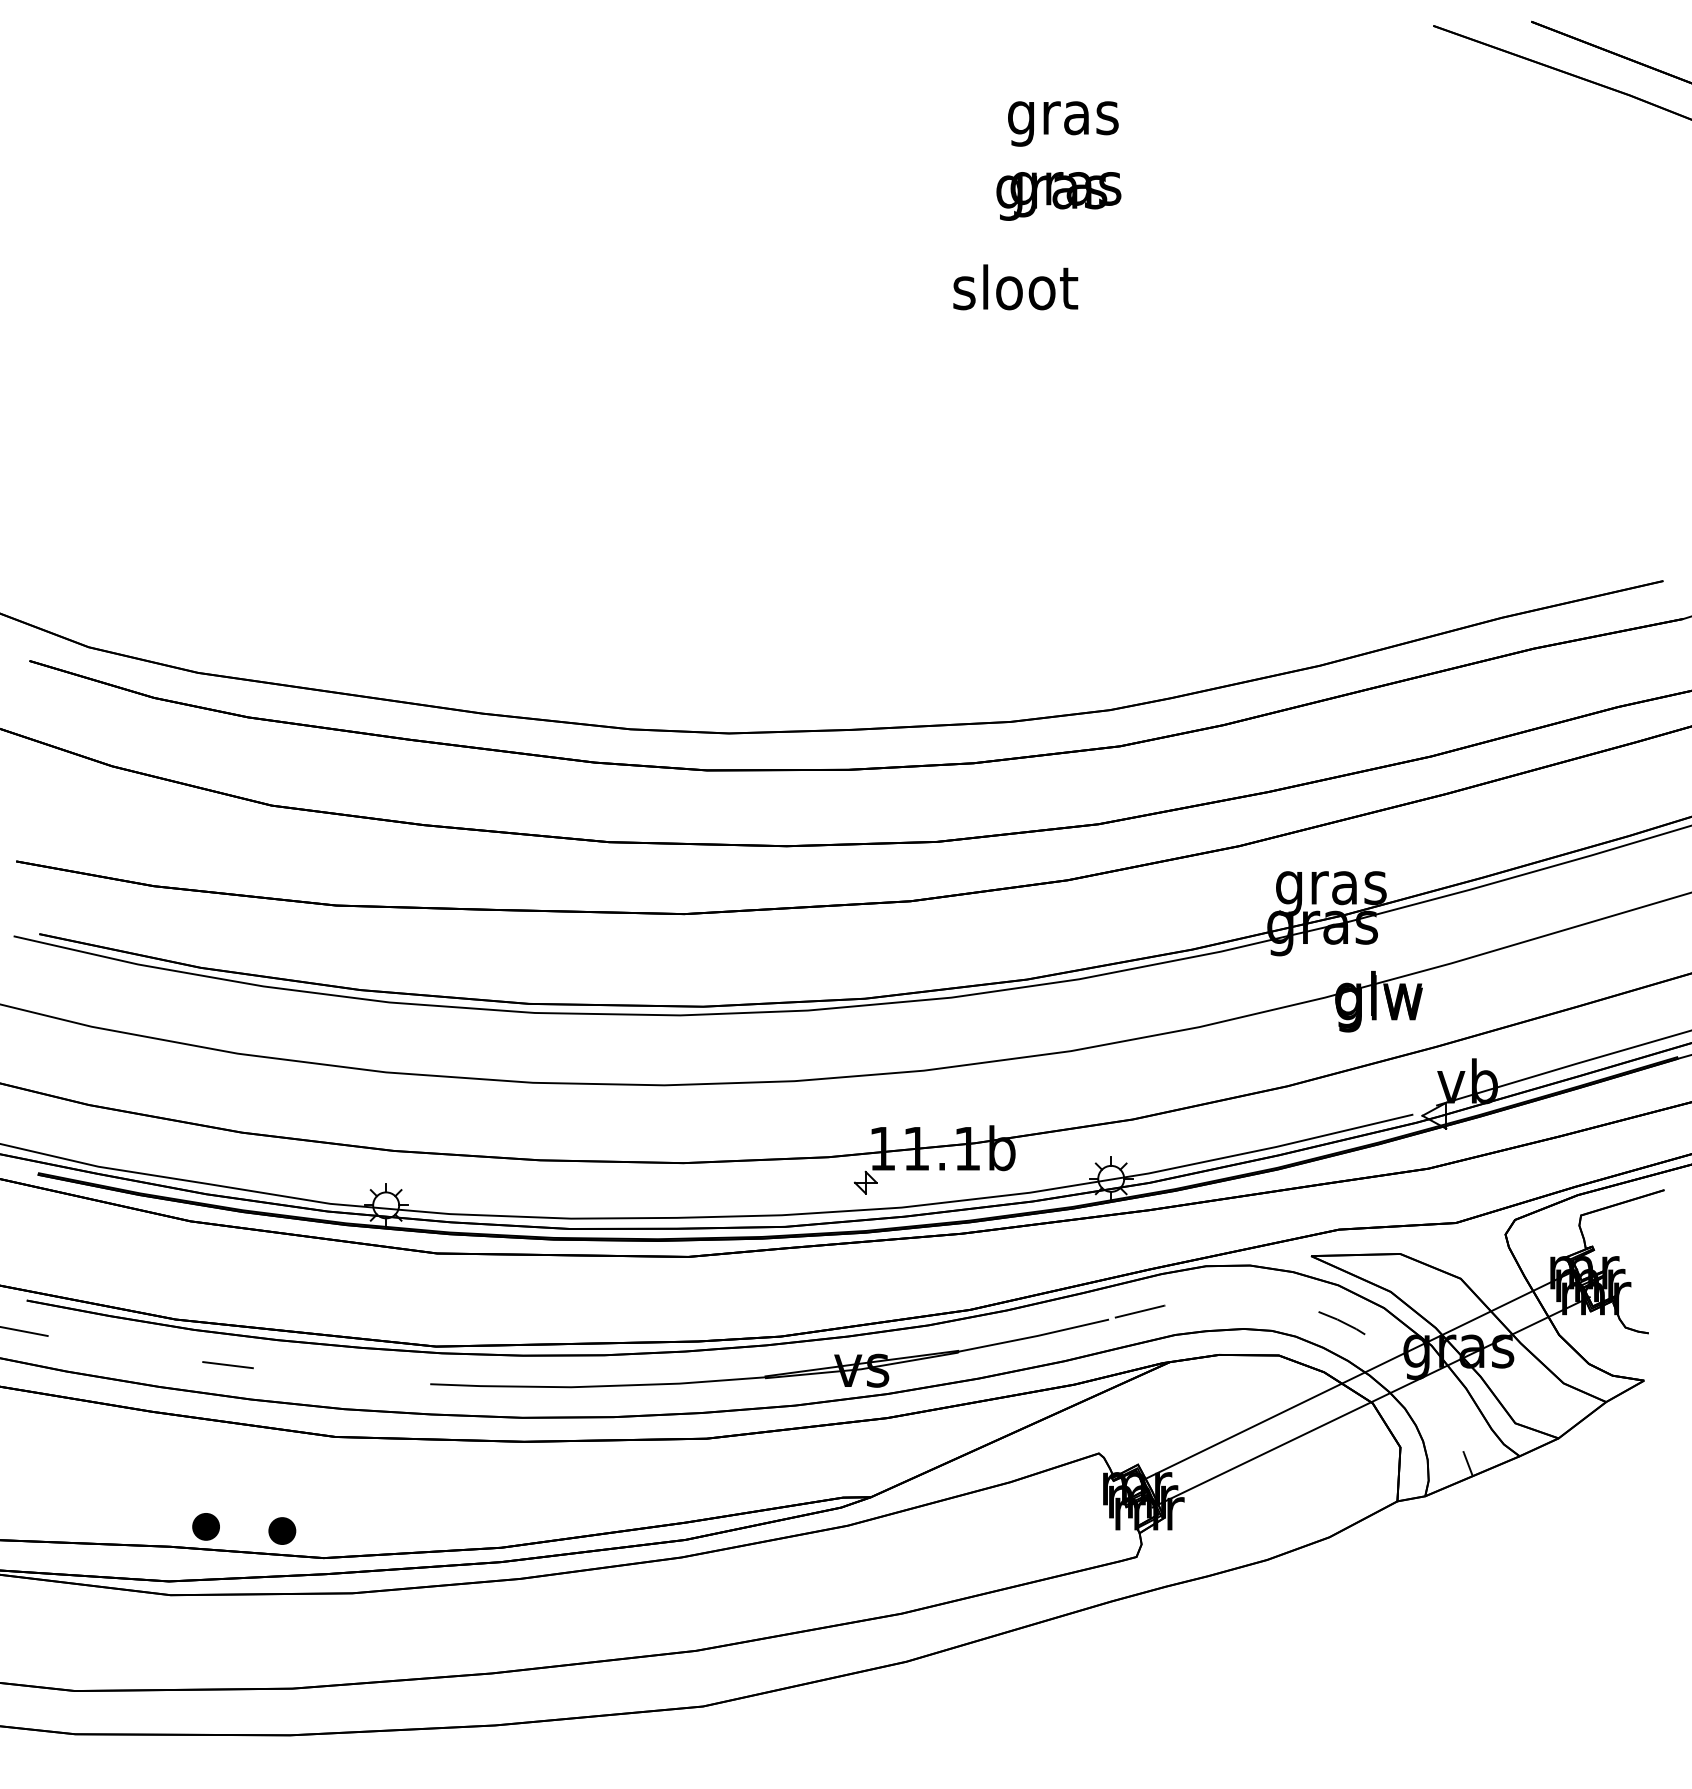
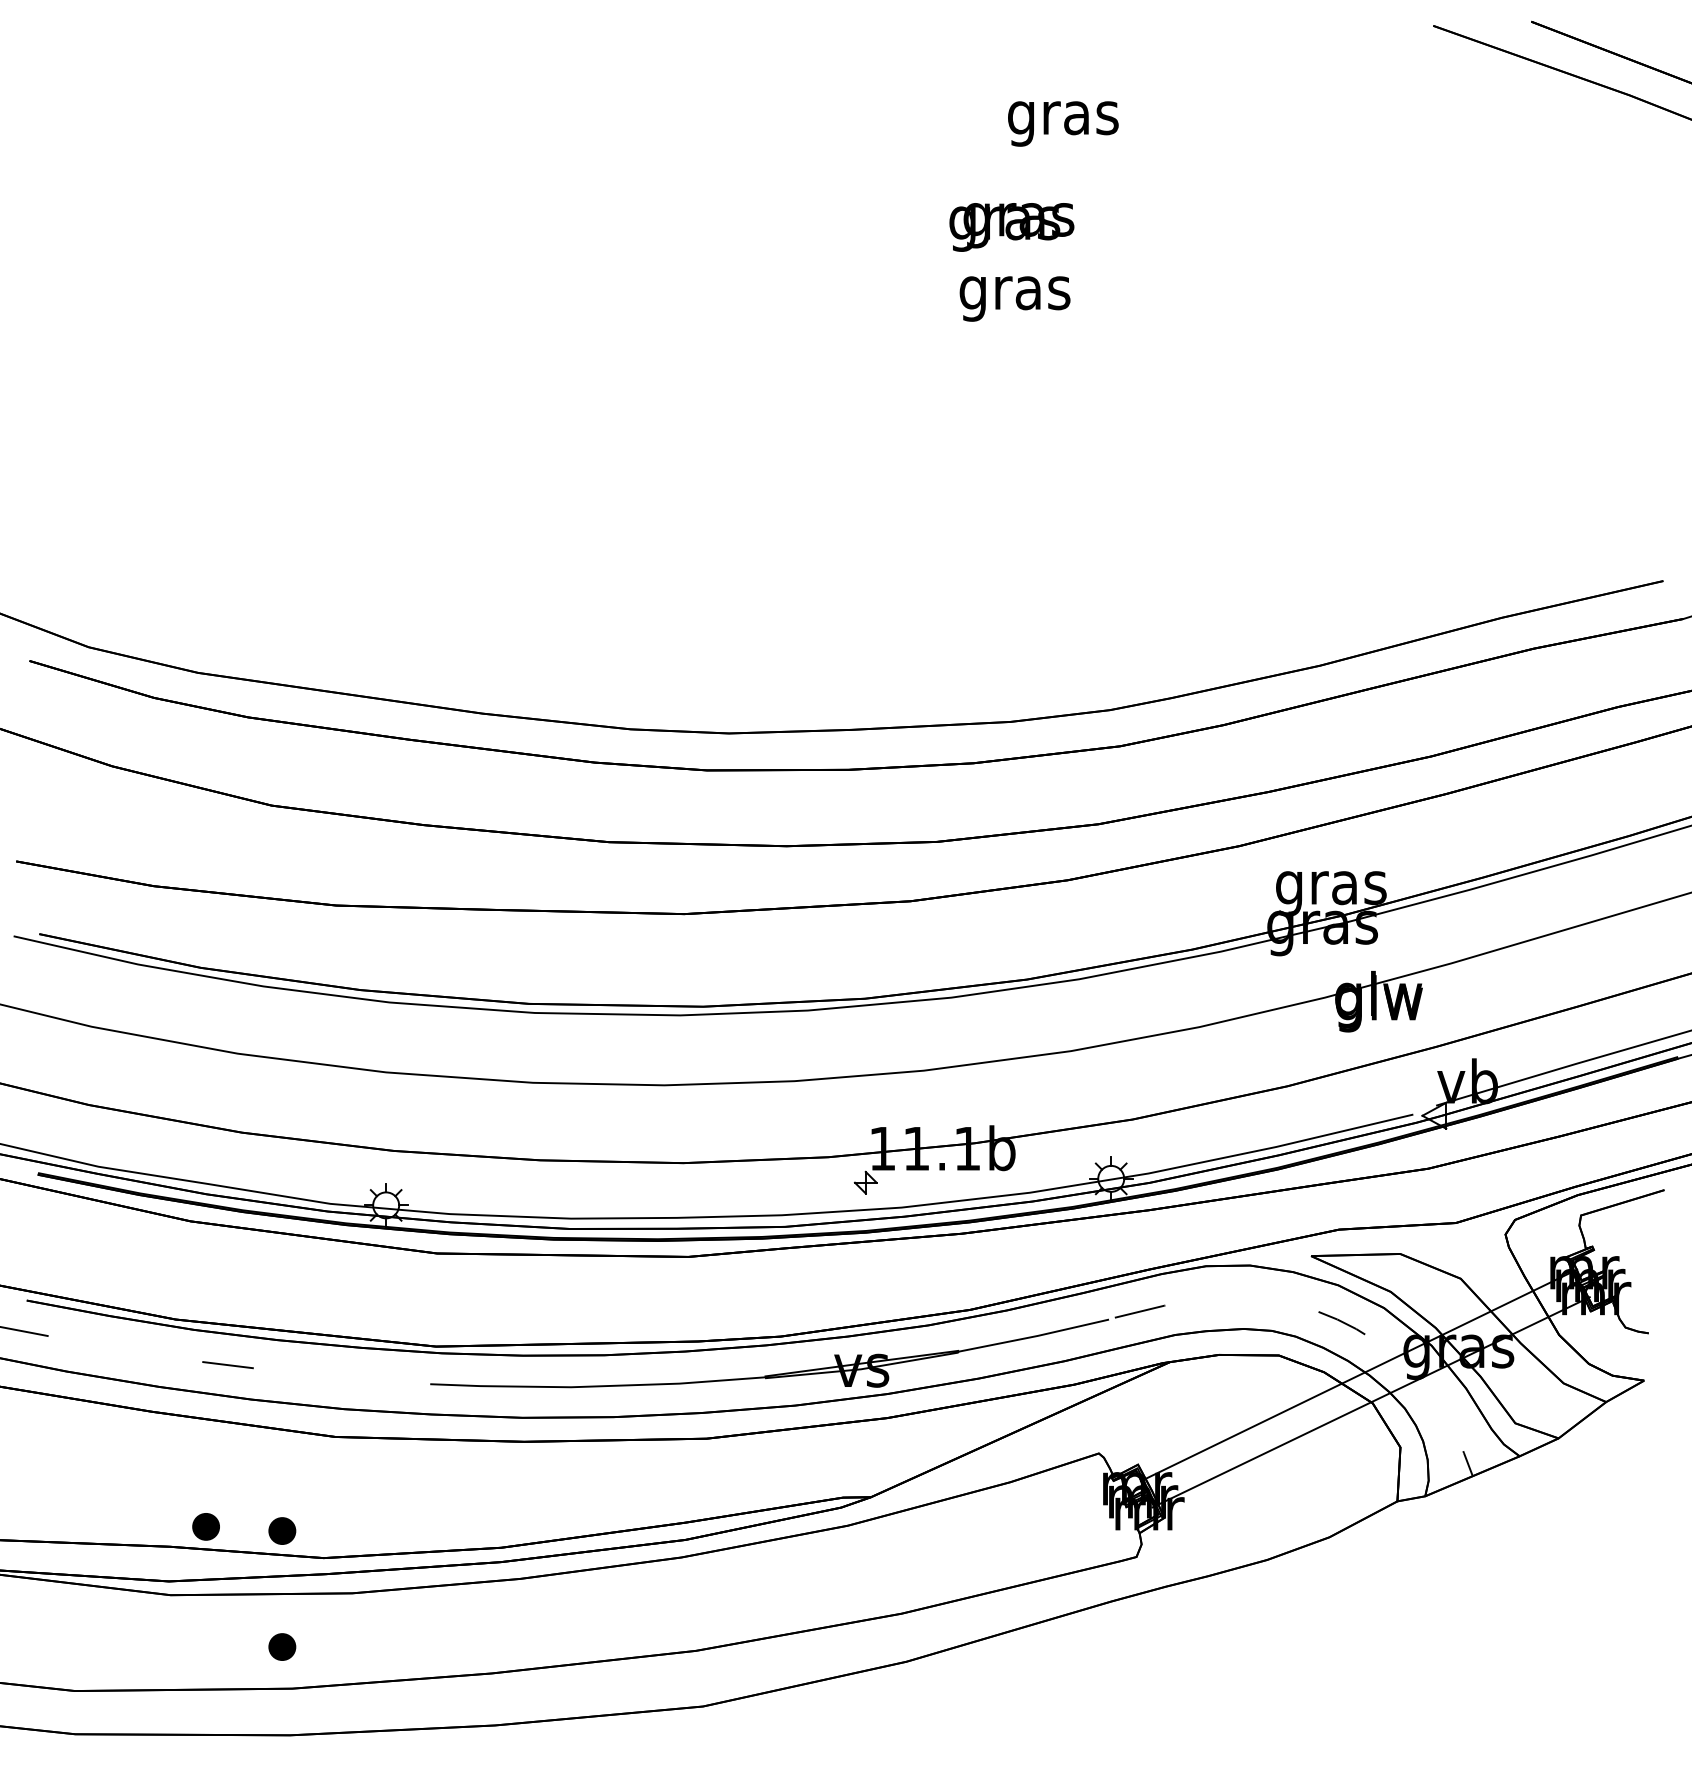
text position: (1058, 196) -> (1011, 227) (1011, 227)
text: sloot -> gras (1015, 292)
part: none -> present (282, 1646)
